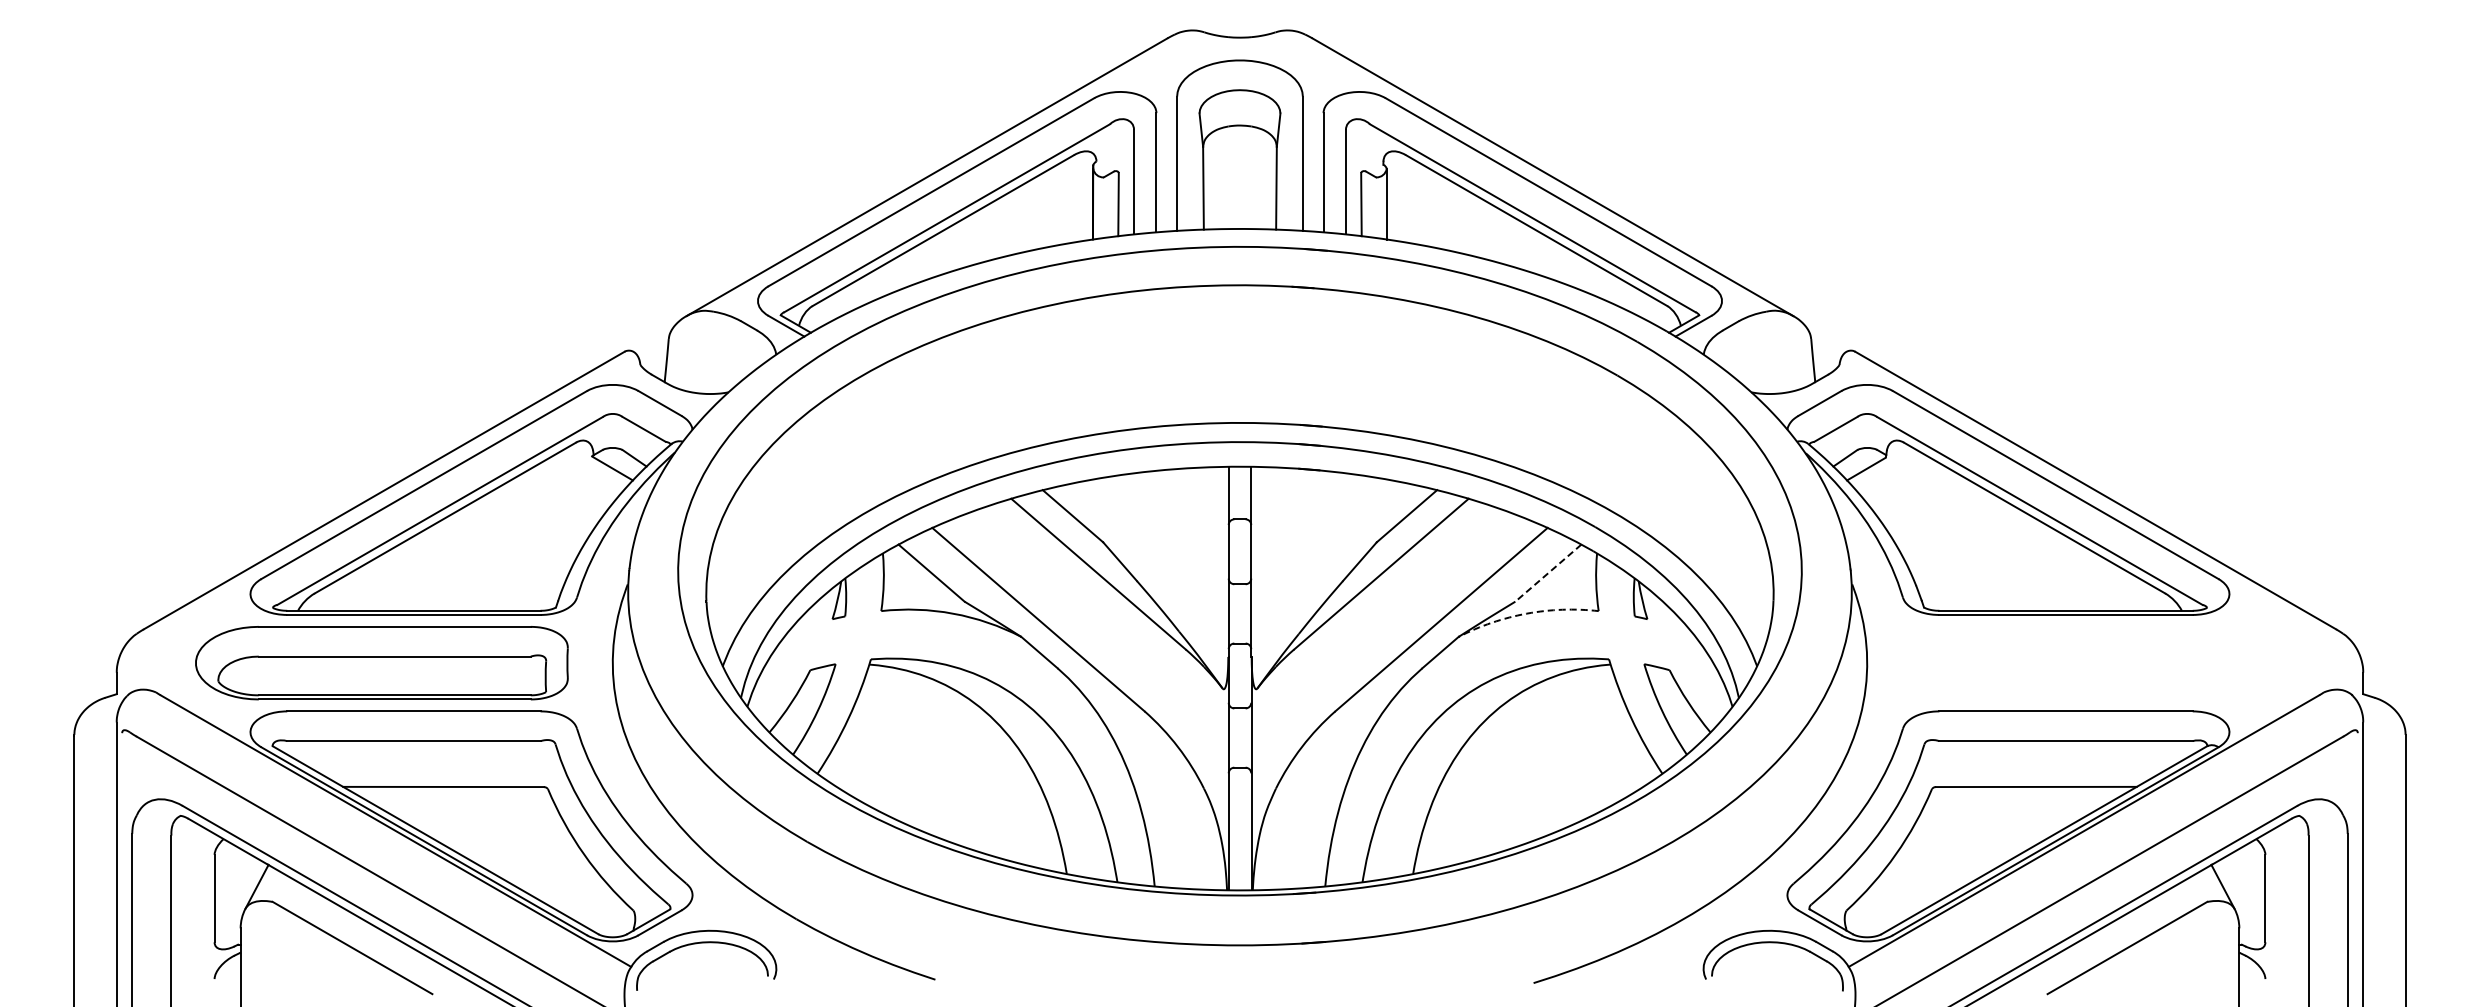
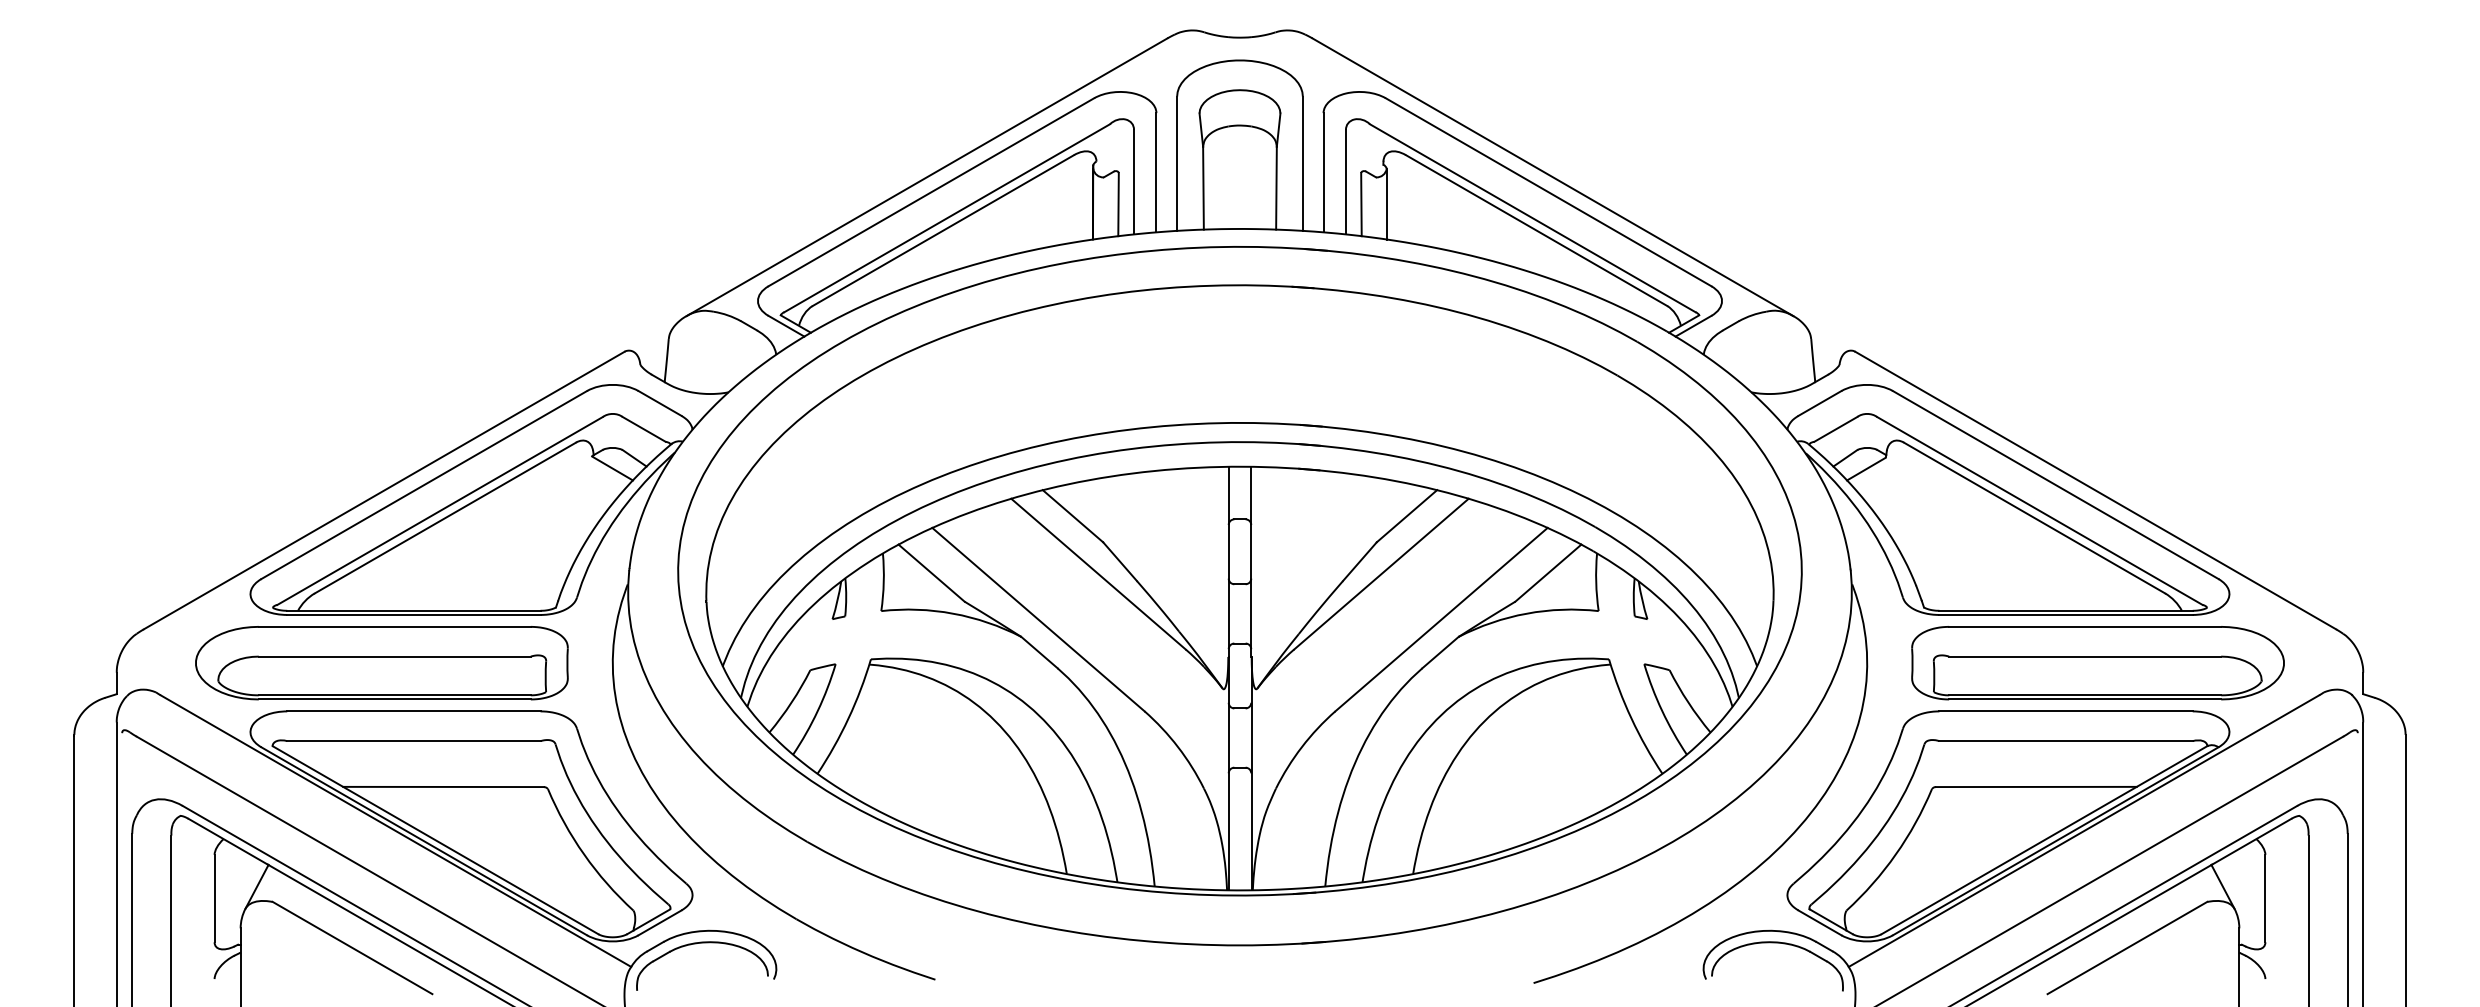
line: dashed -> solid (1548, 573)
arc: dashed -> solid (1526, 613)
part: none -> present (2097, 663)
